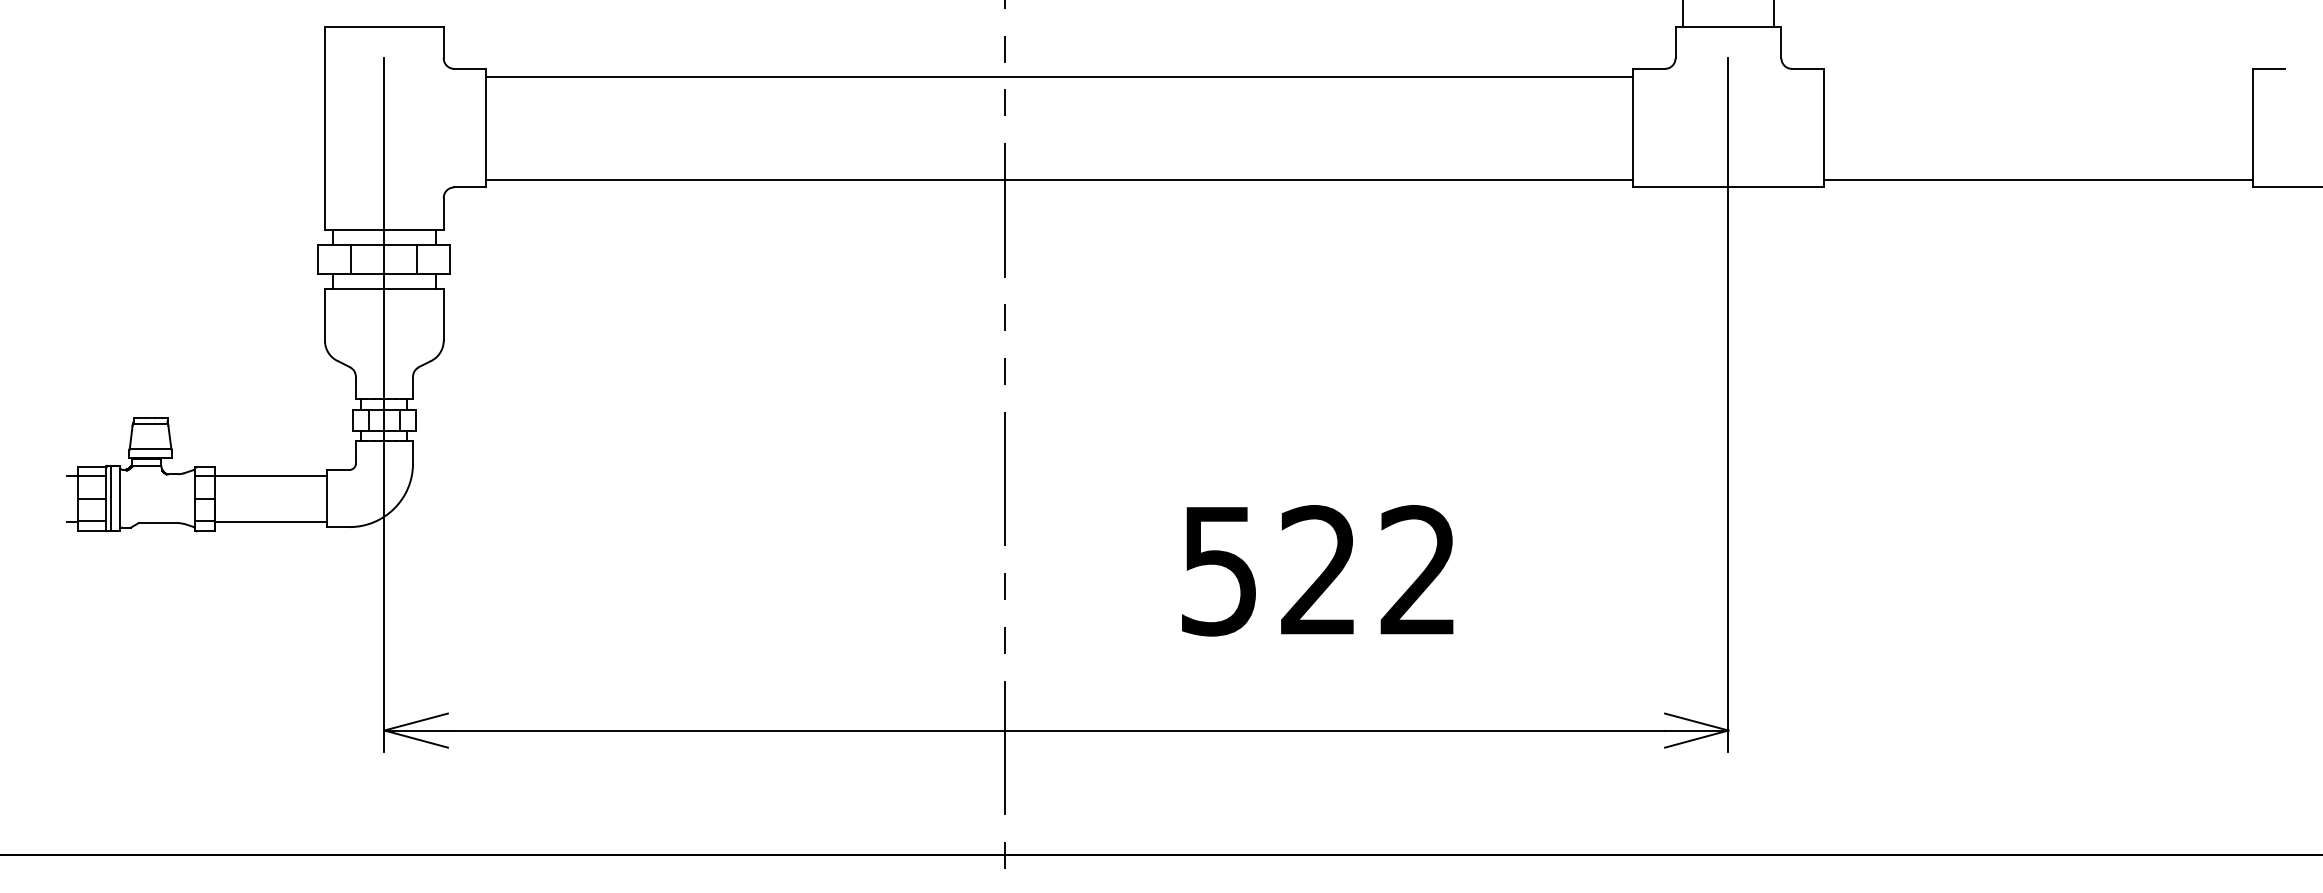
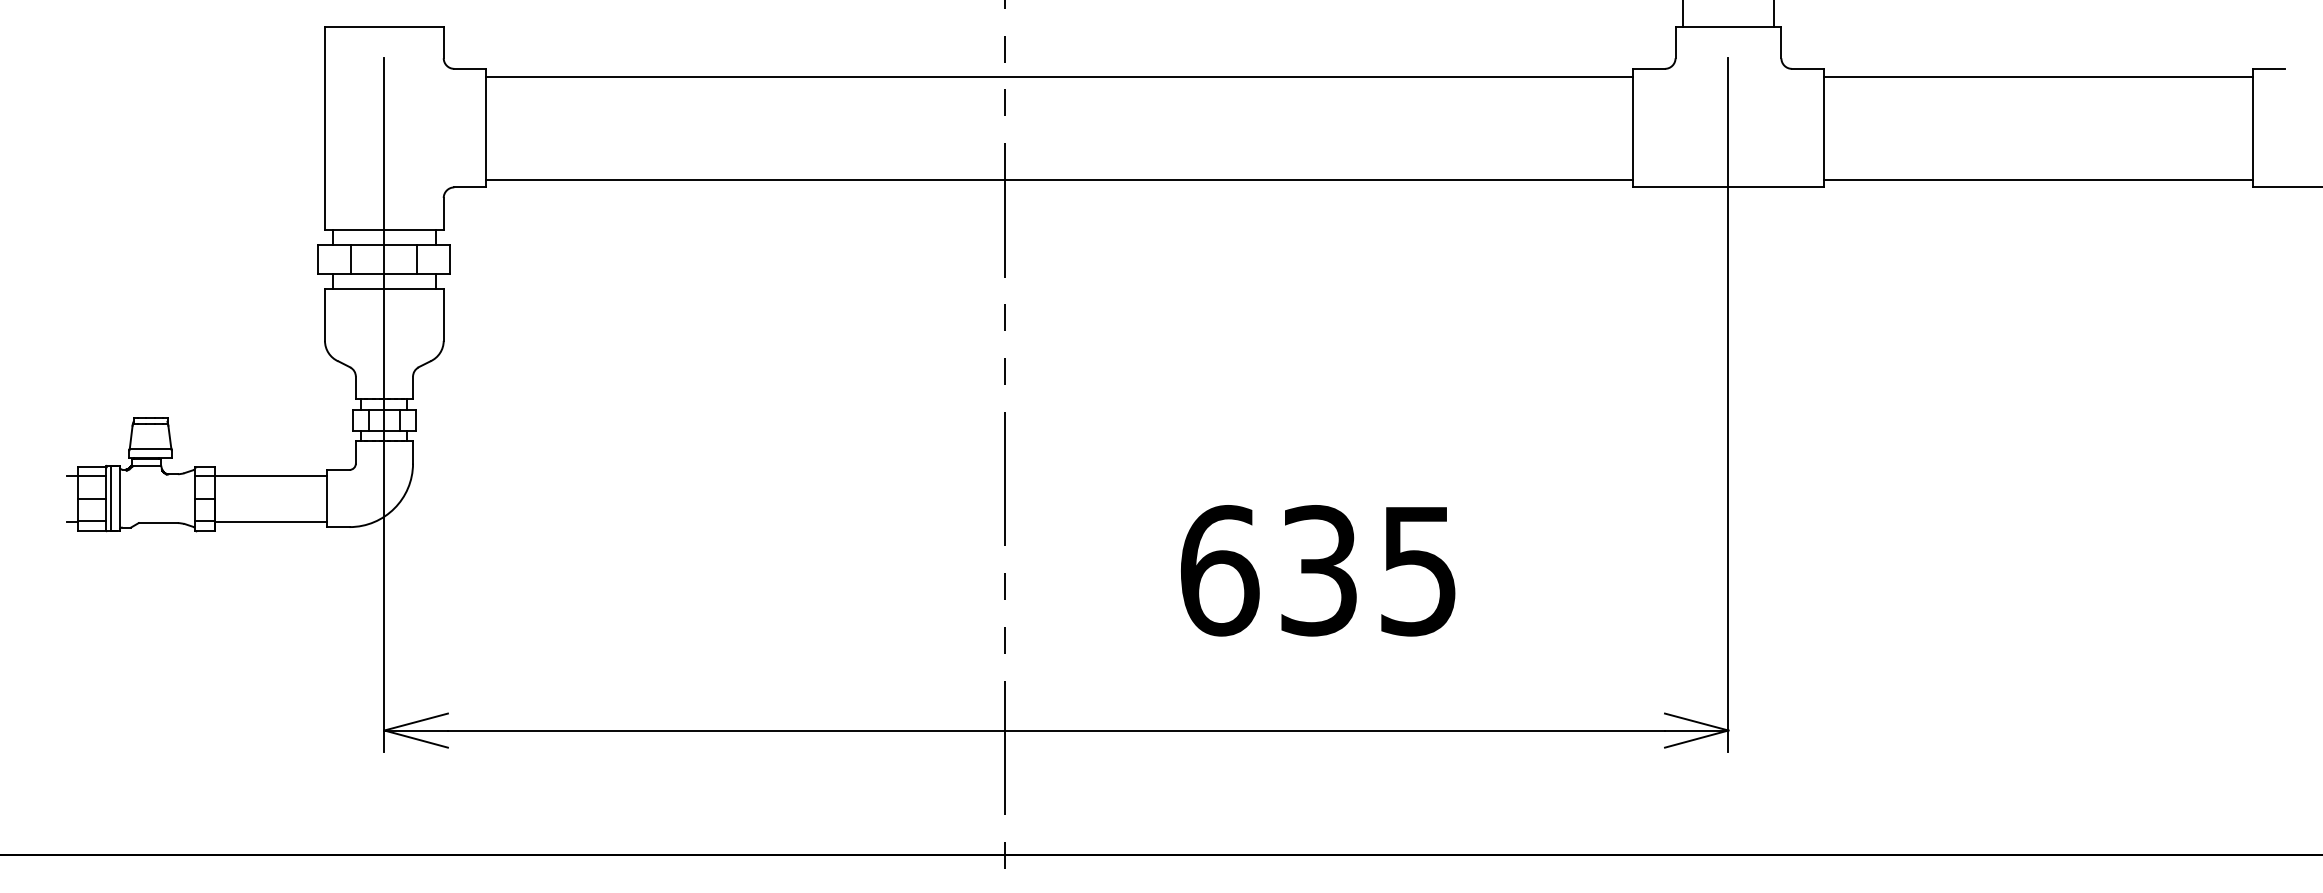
line: none -> present (2038, 76)
text: 522 -> 635 (1318, 570)
